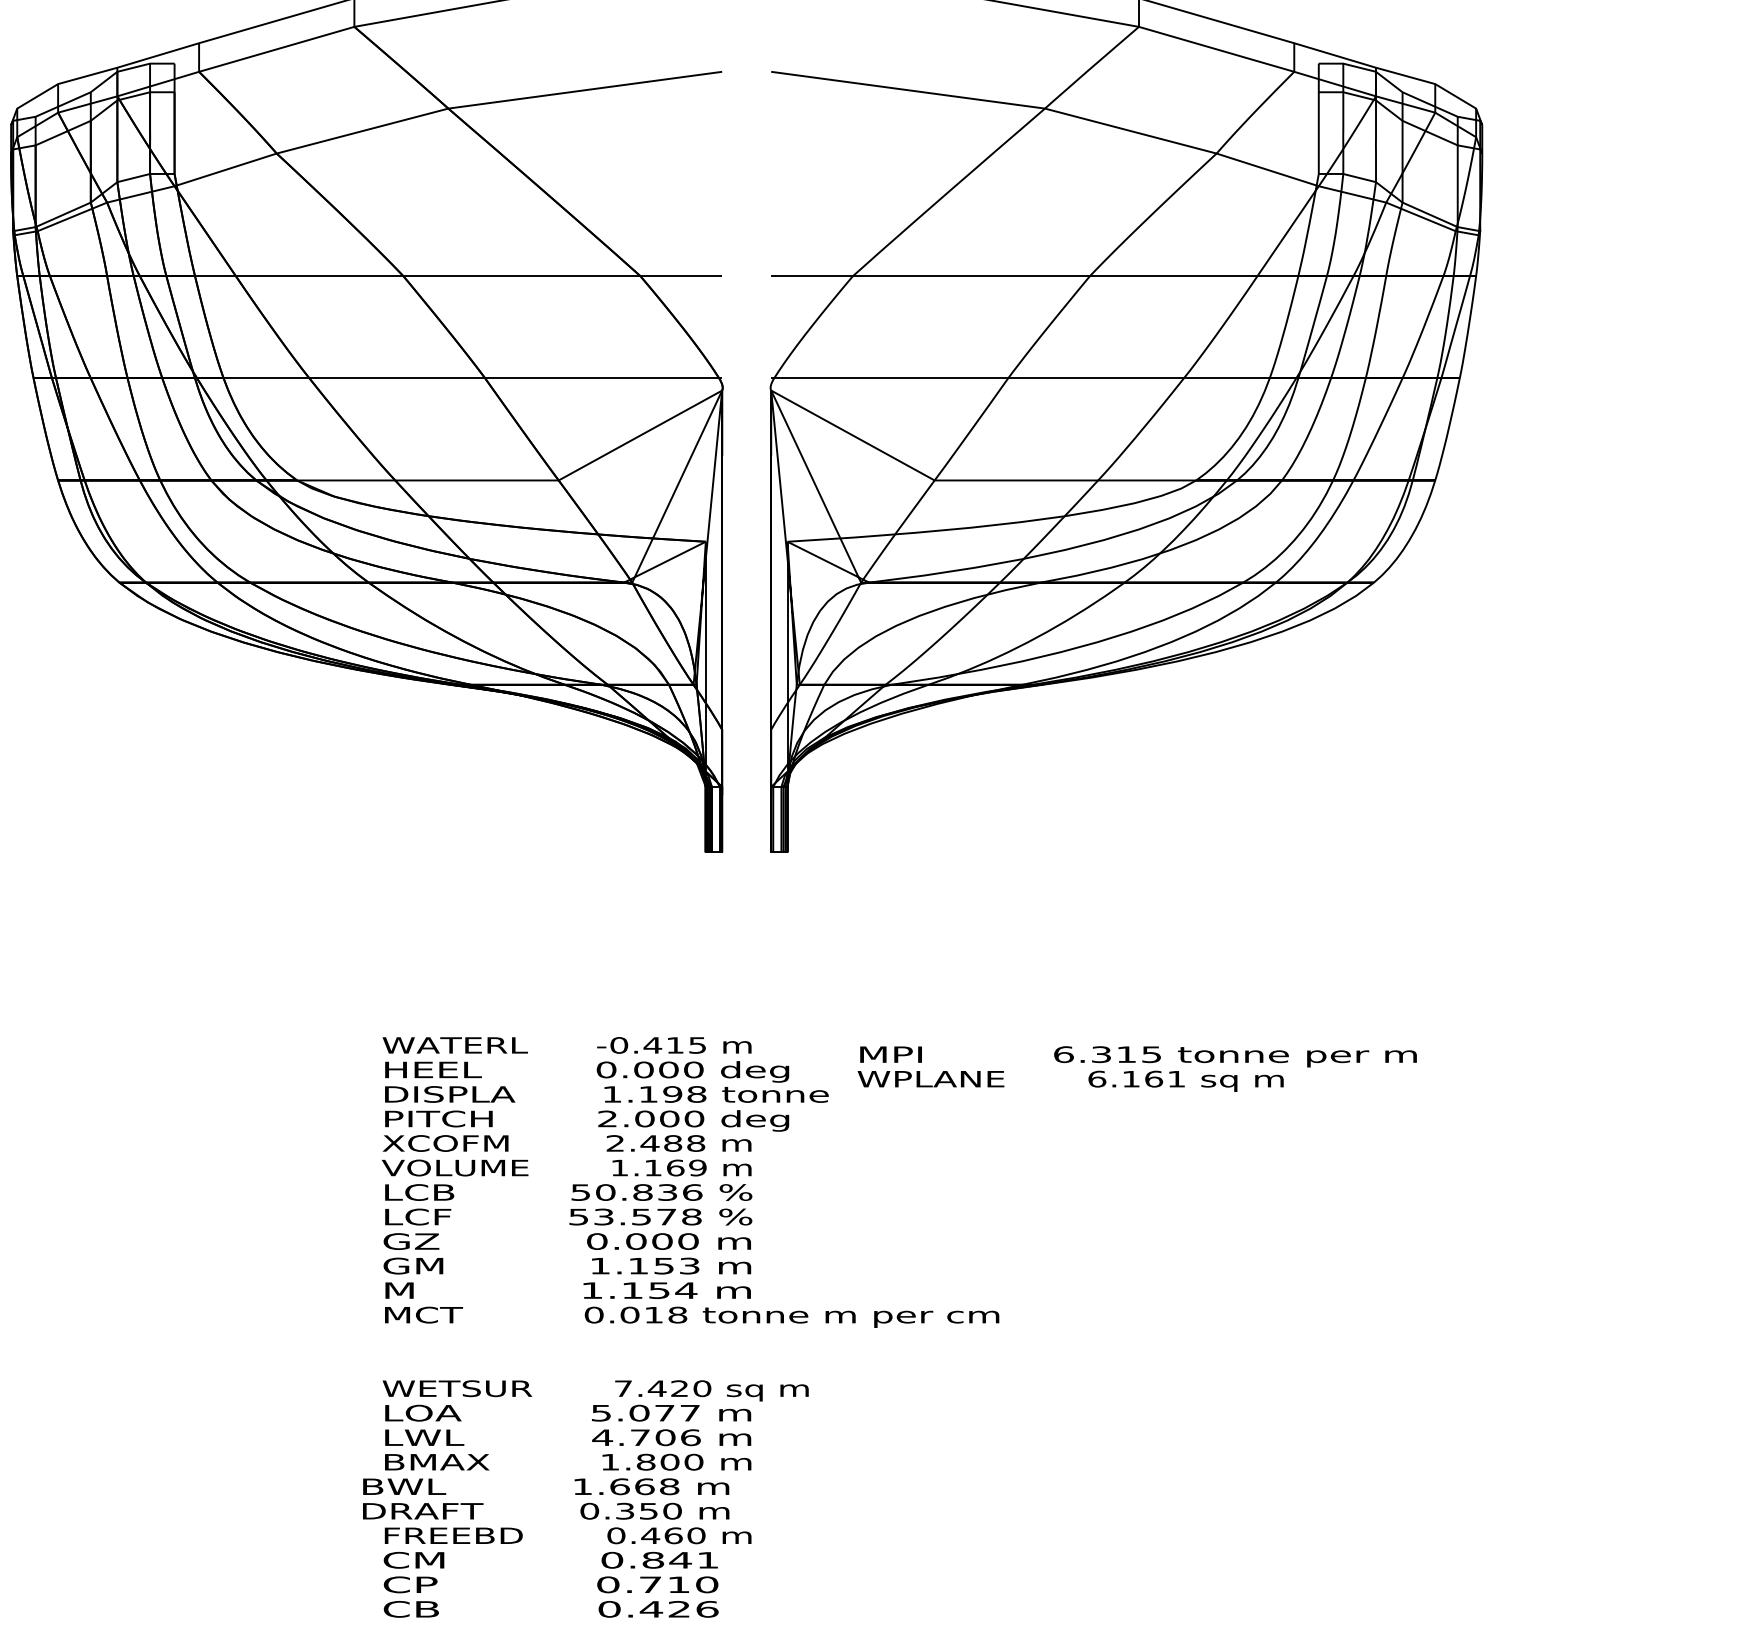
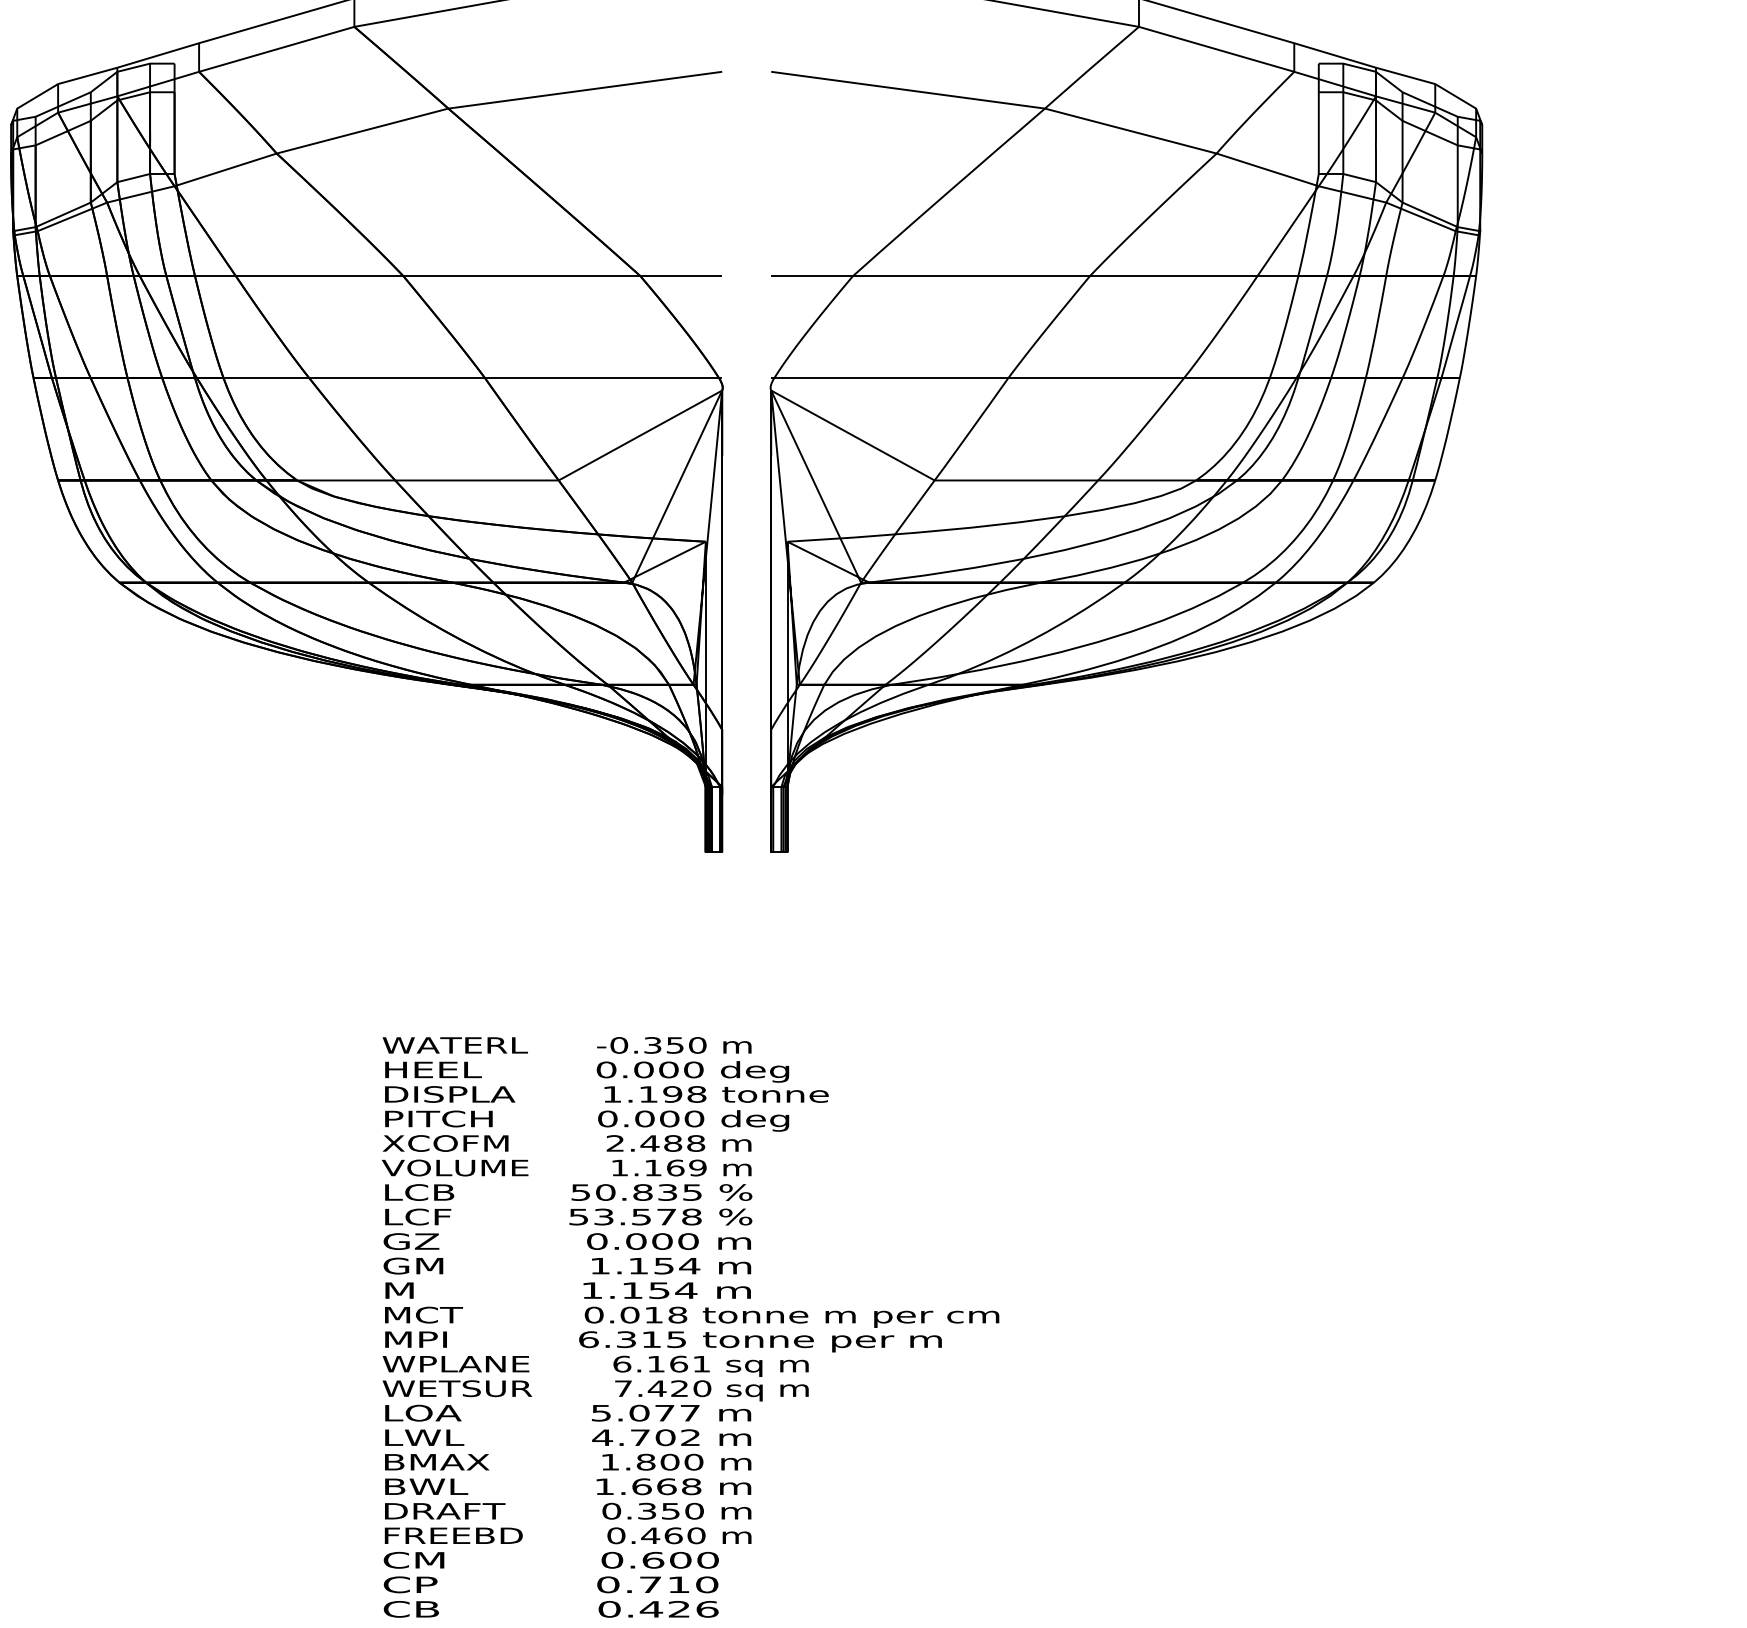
text: -0.415 -> -0.350 (674, 1045)
text position: (1136, 1068) -> (661, 1353) (661, 1353)
text: 2.000 -> 0.000 (607, 1118)
text: 50.836 -> 50.835 (692, 1192)
text: 1.153 -> 1.154 (689, 1265)
text: 4.706 -> 4.702 (690, 1437)
text position: (546, 1498) -> (568, 1498) (568, 1498)
text: 0.841 -> 0.600 (680, 1559)
